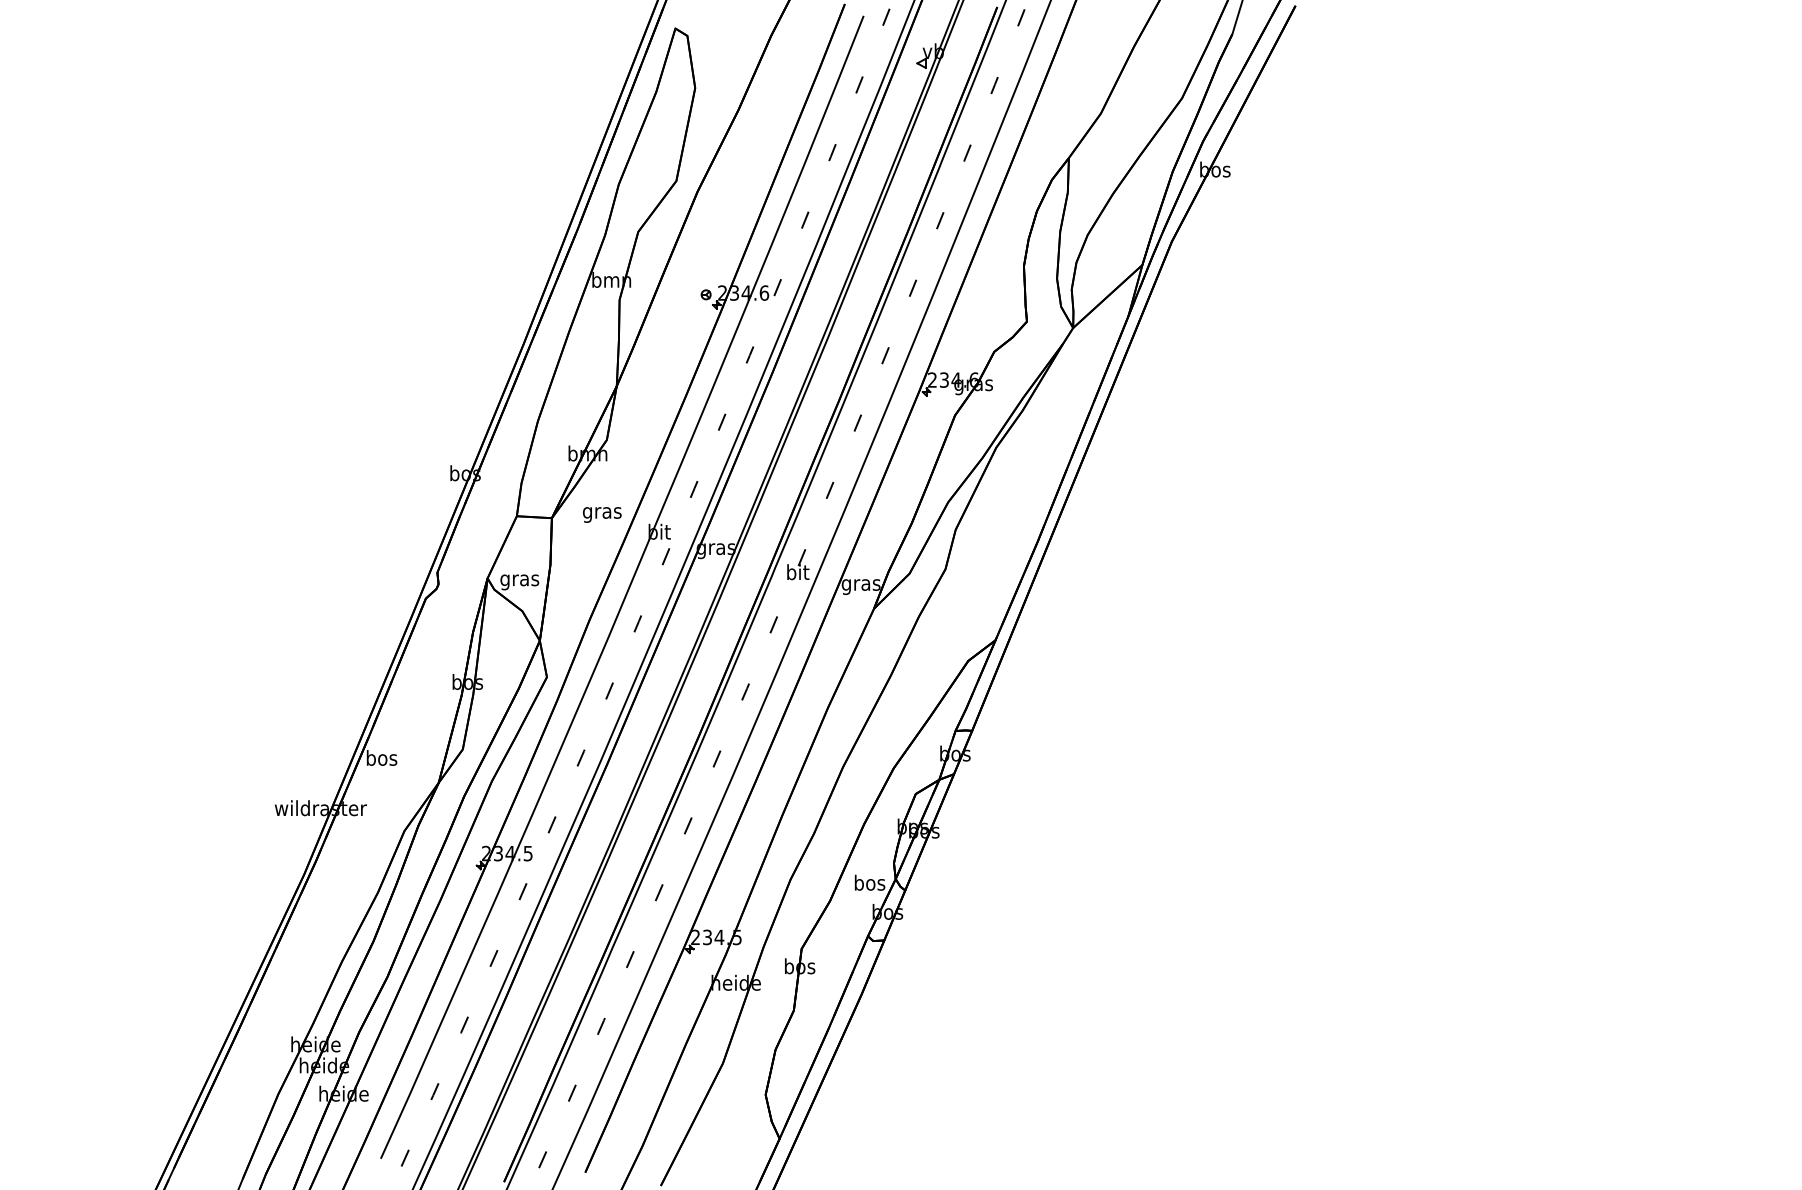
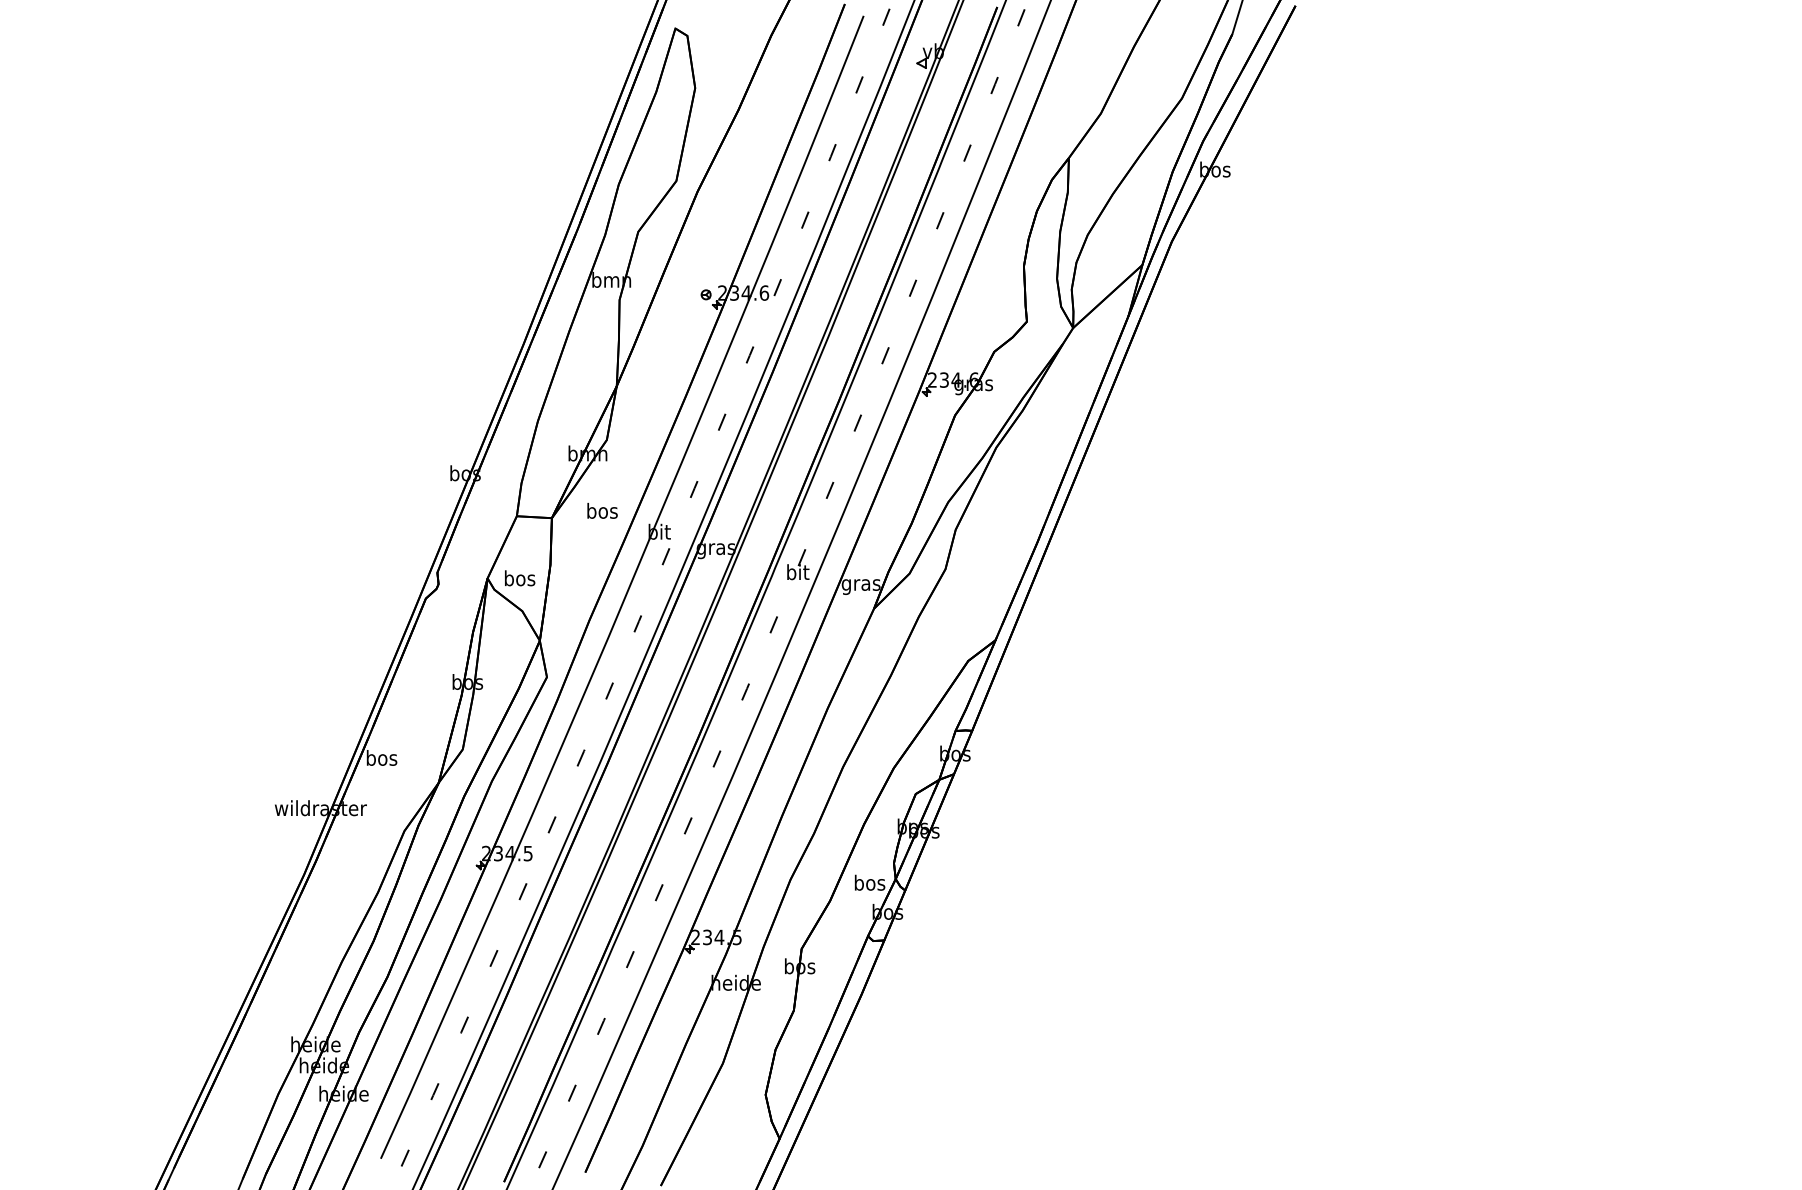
text: gras -> bos (601, 512)
text: gras -> bos (519, 580)
